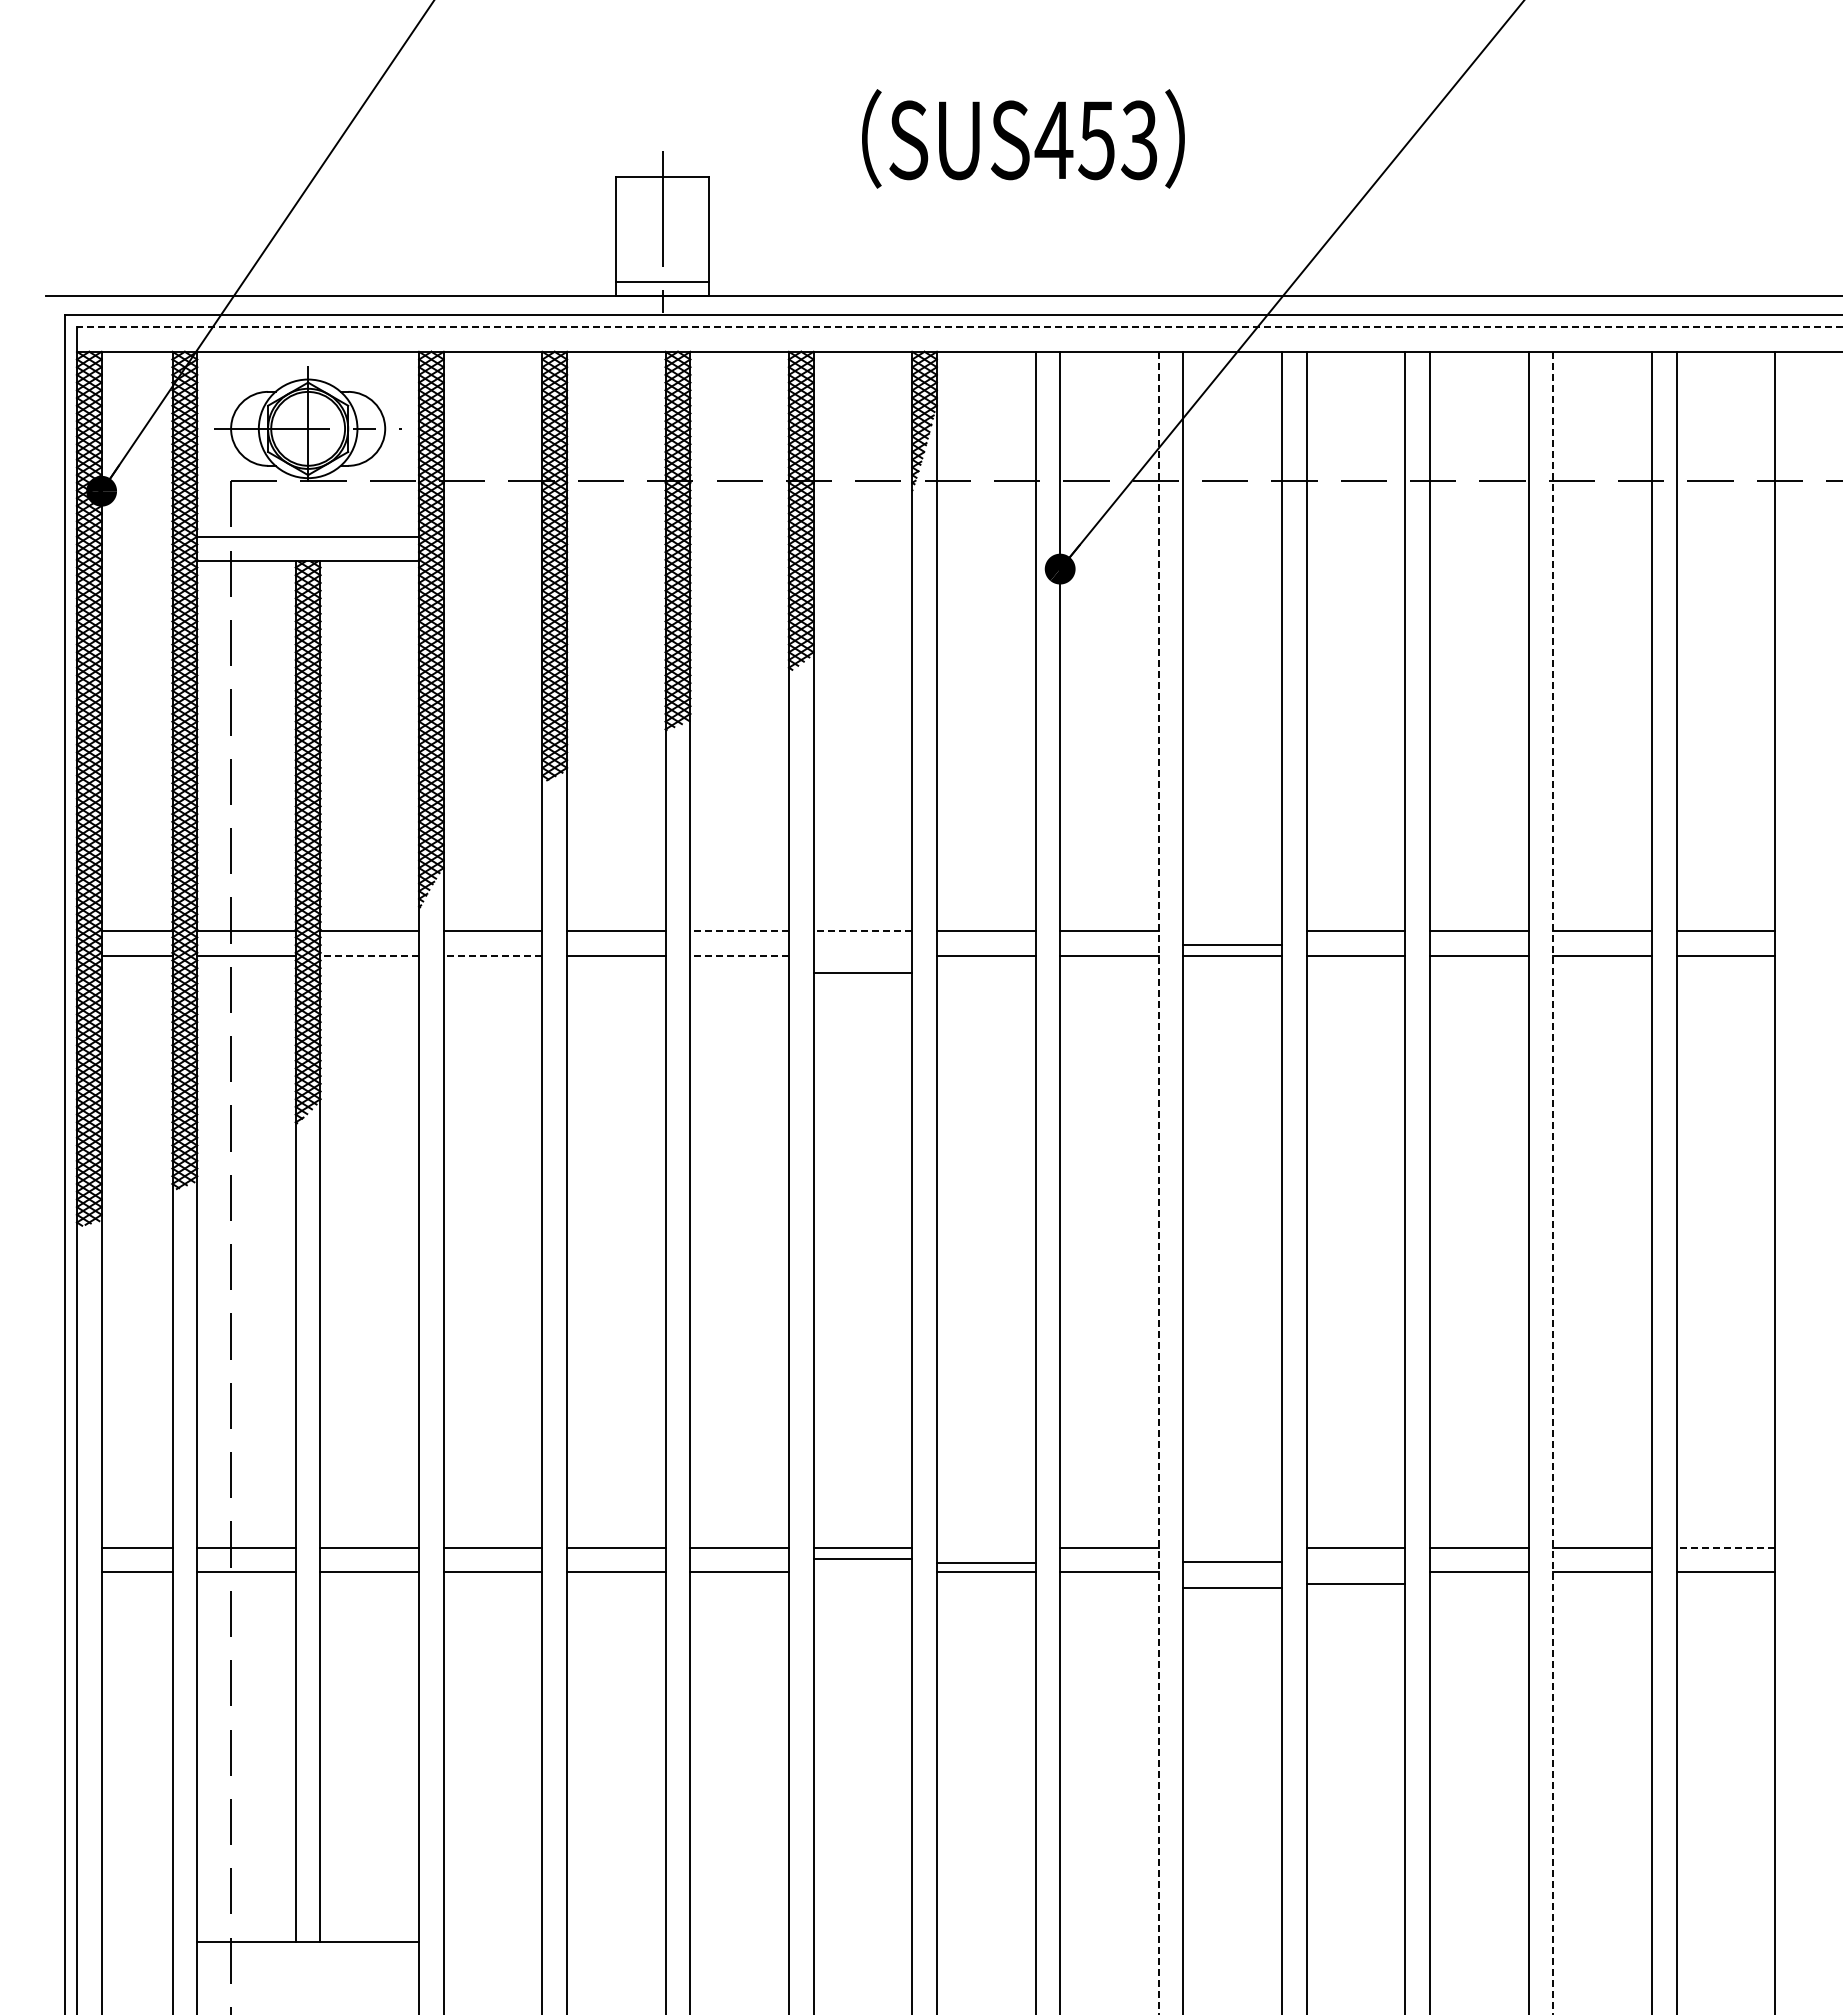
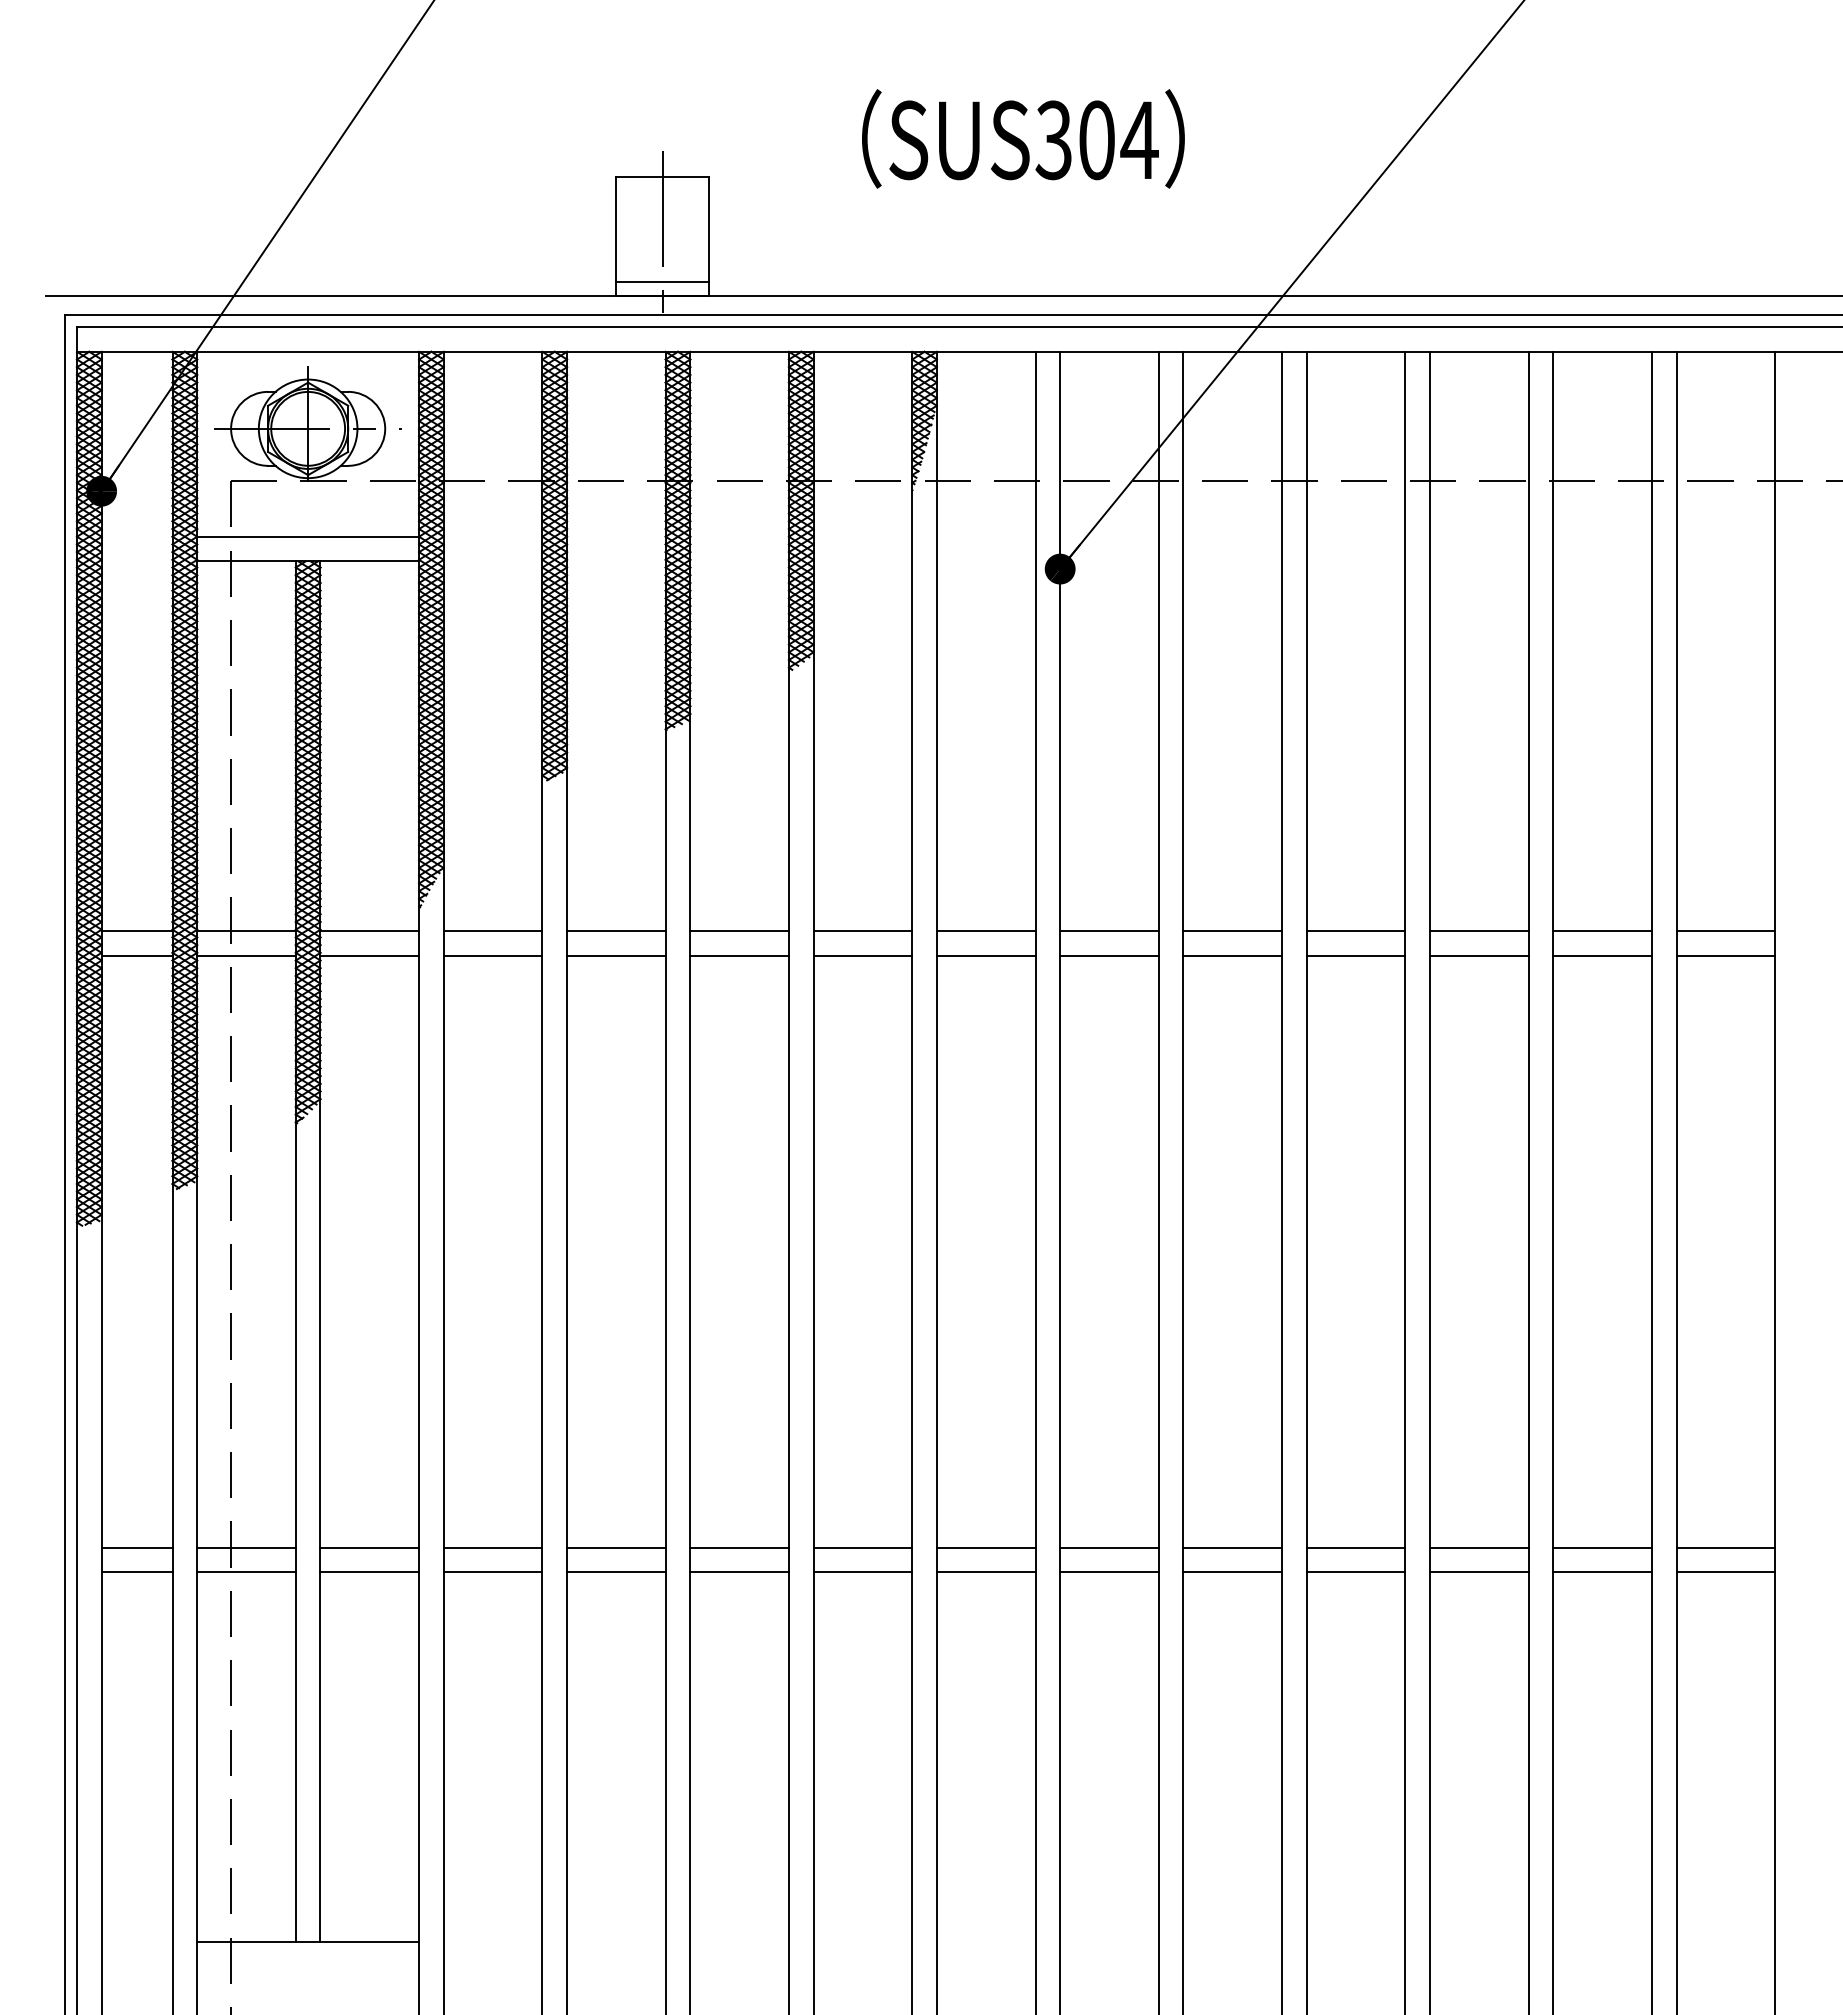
text: SUS453 -> SUS304 (1096, 140)
line: dashed -> solid (959, 327)
line: dashed -> solid (739, 931)
line: dashed -> solid (862, 931)
line position: (1232, 945) -> (1232, 931) (1232, 931)
line: dashed -> solid (369, 955)
line: dashed -> solid (492, 955)
line: dashed -> solid (739, 955)
line position: (862, 972) -> (862, 955) (862, 955)
line: dashed -> solid (1158, 1183)
line: dashed -> solid (1553, 1183)
line: dashed -> solid (1725, 1547)
line position: (862, 1559) -> (862, 1572) (862, 1572)
line position: (1232, 1561) -> (1232, 1547) (1232, 1547)
line position: (985, 1562) -> (985, 1547) (985, 1547)
line position: (1355, 1584) -> (1355, 1572) (1355, 1572)
line position: (1232, 1588) -> (1232, 1572) (1232, 1572)
